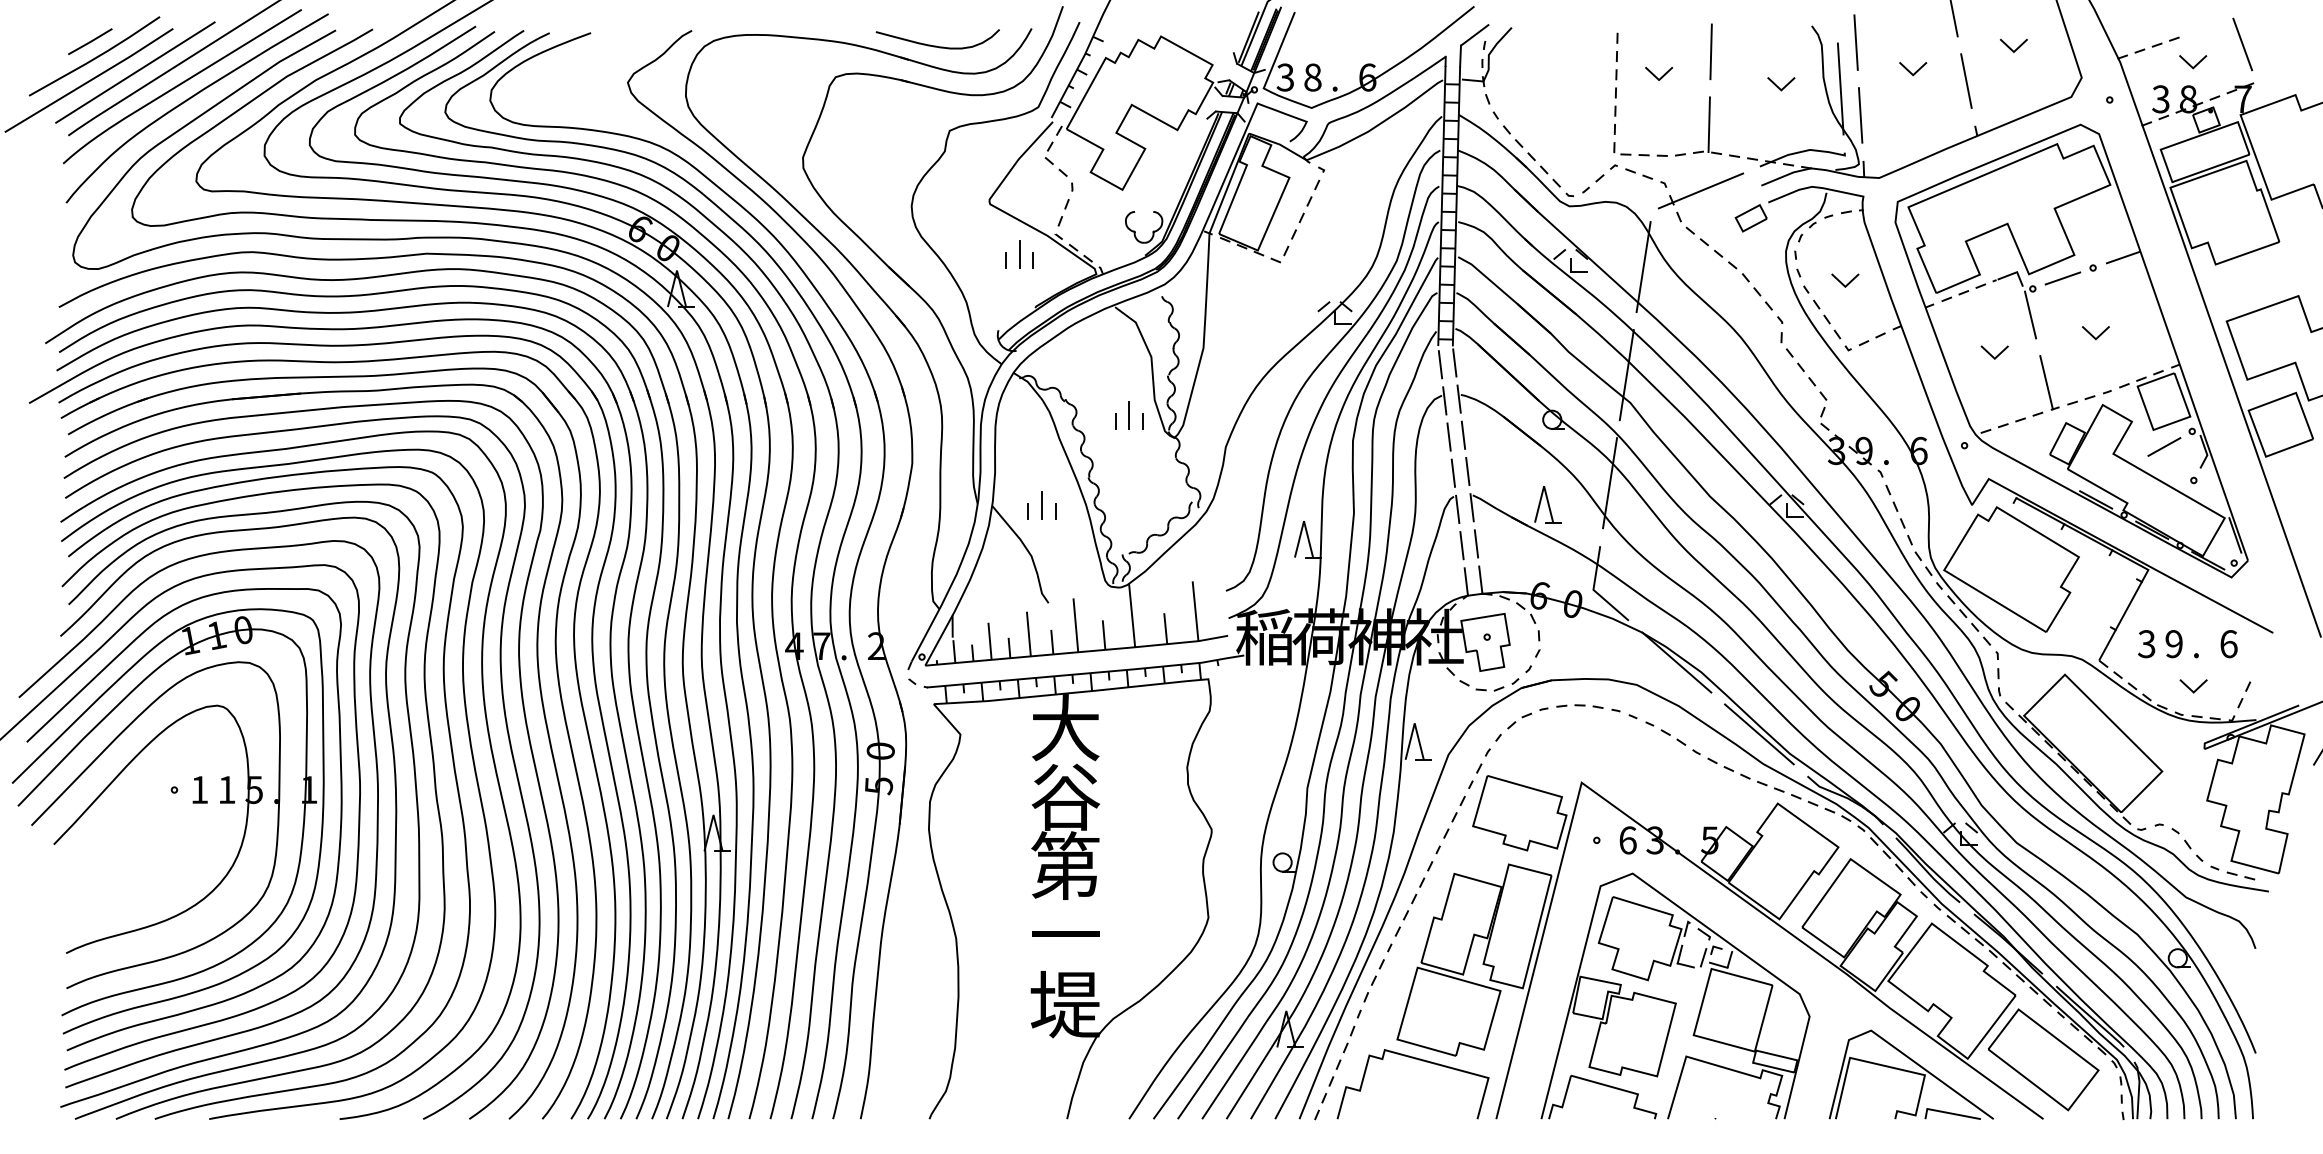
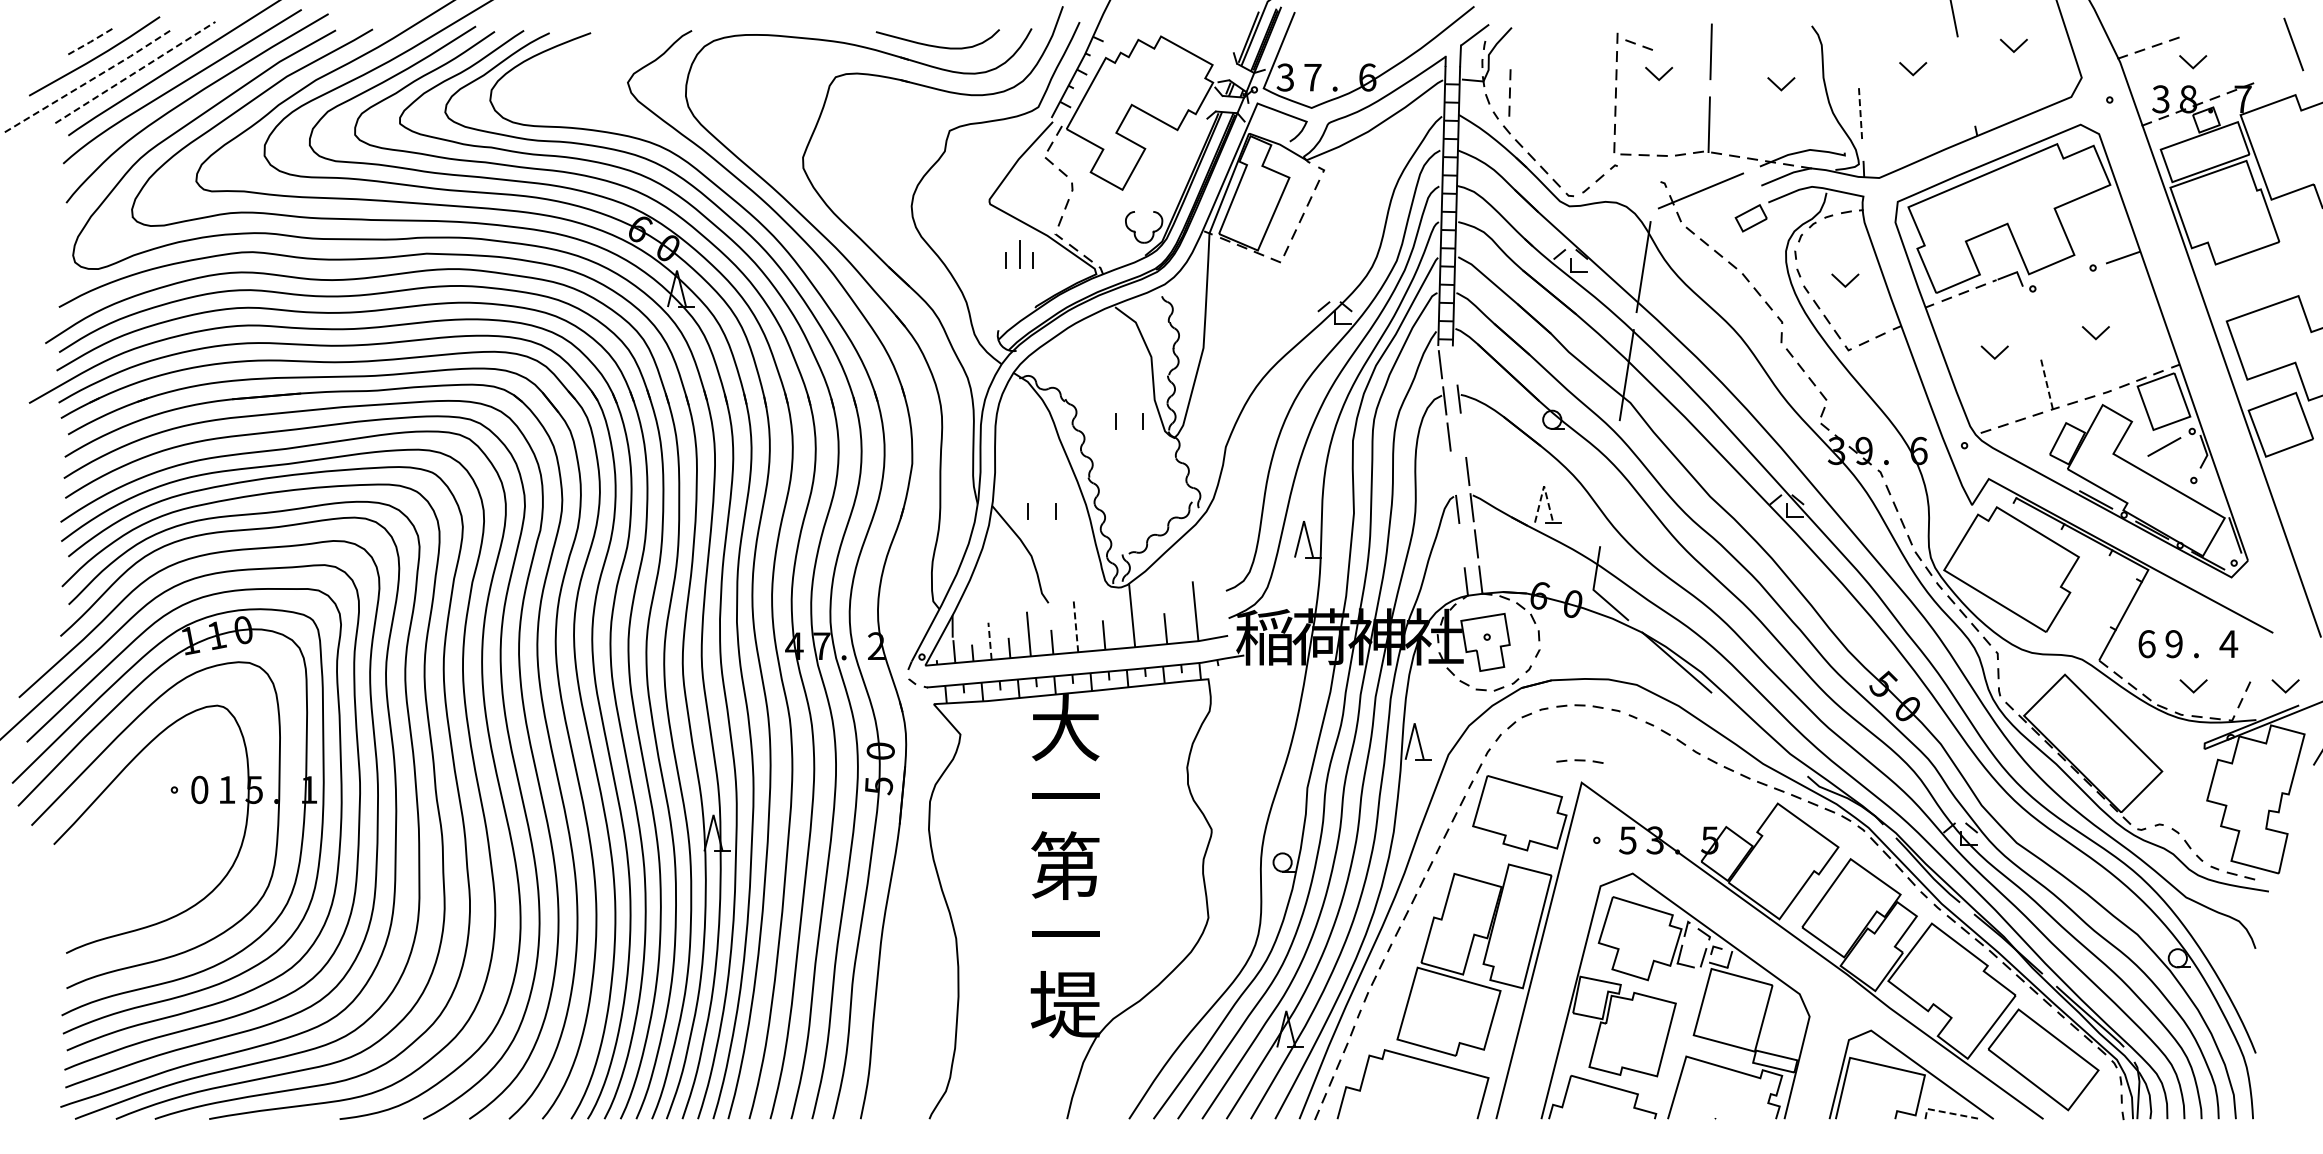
line: solid -> dashed (90, 41)
line: present -> none (1855, 42)
line position: (2242, 44) -> (2293, 44) (2293, 44)
line: solid -> dashed (135, 72)
text: 8 -> 7 (1312, 77)
line: solid -> dashed (90, 80)
line: present -> none (1966, 80)
line: present -> none (1840, 88)
part: none -> present (1509, 92)
line: solid -> dashed (1860, 115)
part position: (1638, 173) -> (1638, 44) (1638, 44)
line: present -> none (2062, 278)
line: present -> none (2030, 314)
line: present -> none (1454, 362)
line: solid -> dashed (2046, 382)
line: present -> none (1129, 414)
line: present -> none (1463, 434)
line: present -> none (1453, 472)
line: present -> none (1610, 483)
line: solid -> dashed (1544, 486)
line: present -> none (1042, 505)
line: present -> none (1461, 545)
line: solid -> dashed (1075, 624)
line: solid -> dashed (990, 641)
text: 3 -> 6 (2146, 644)
text: 6 -> 4 (2228, 644)
line: none -> present (2282, 688)
line: present -> none (1759, 734)
part: none -> present (1579, 761)
text: 1 -> 0 (199, 789)
text: 谷 -> 一 (1065, 796)
text: 6 -> 5 (1627, 840)
line: solid -> dashed (1948, 1113)
